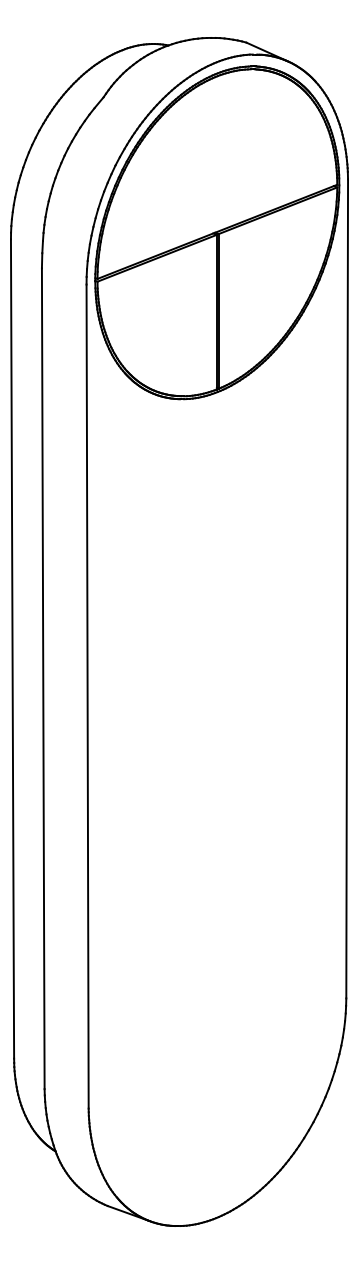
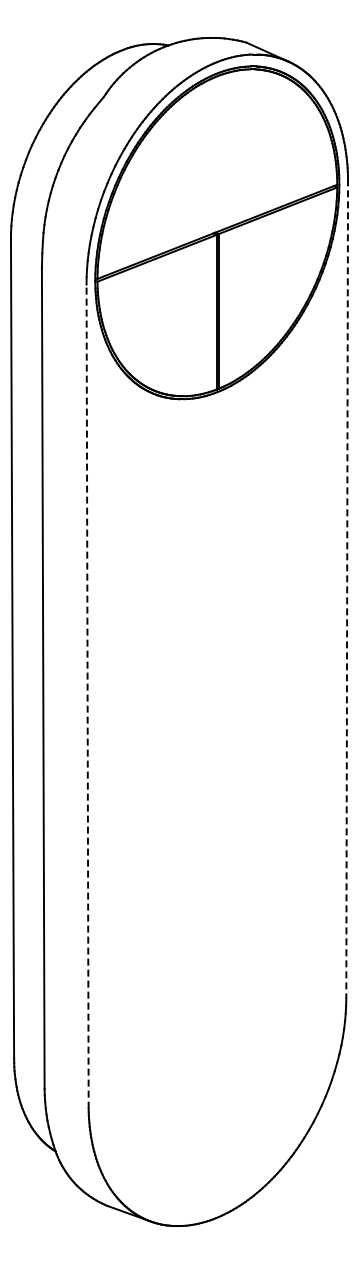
line: solid -> dashed (347, 588)
line: solid -> dashed (87, 696)
